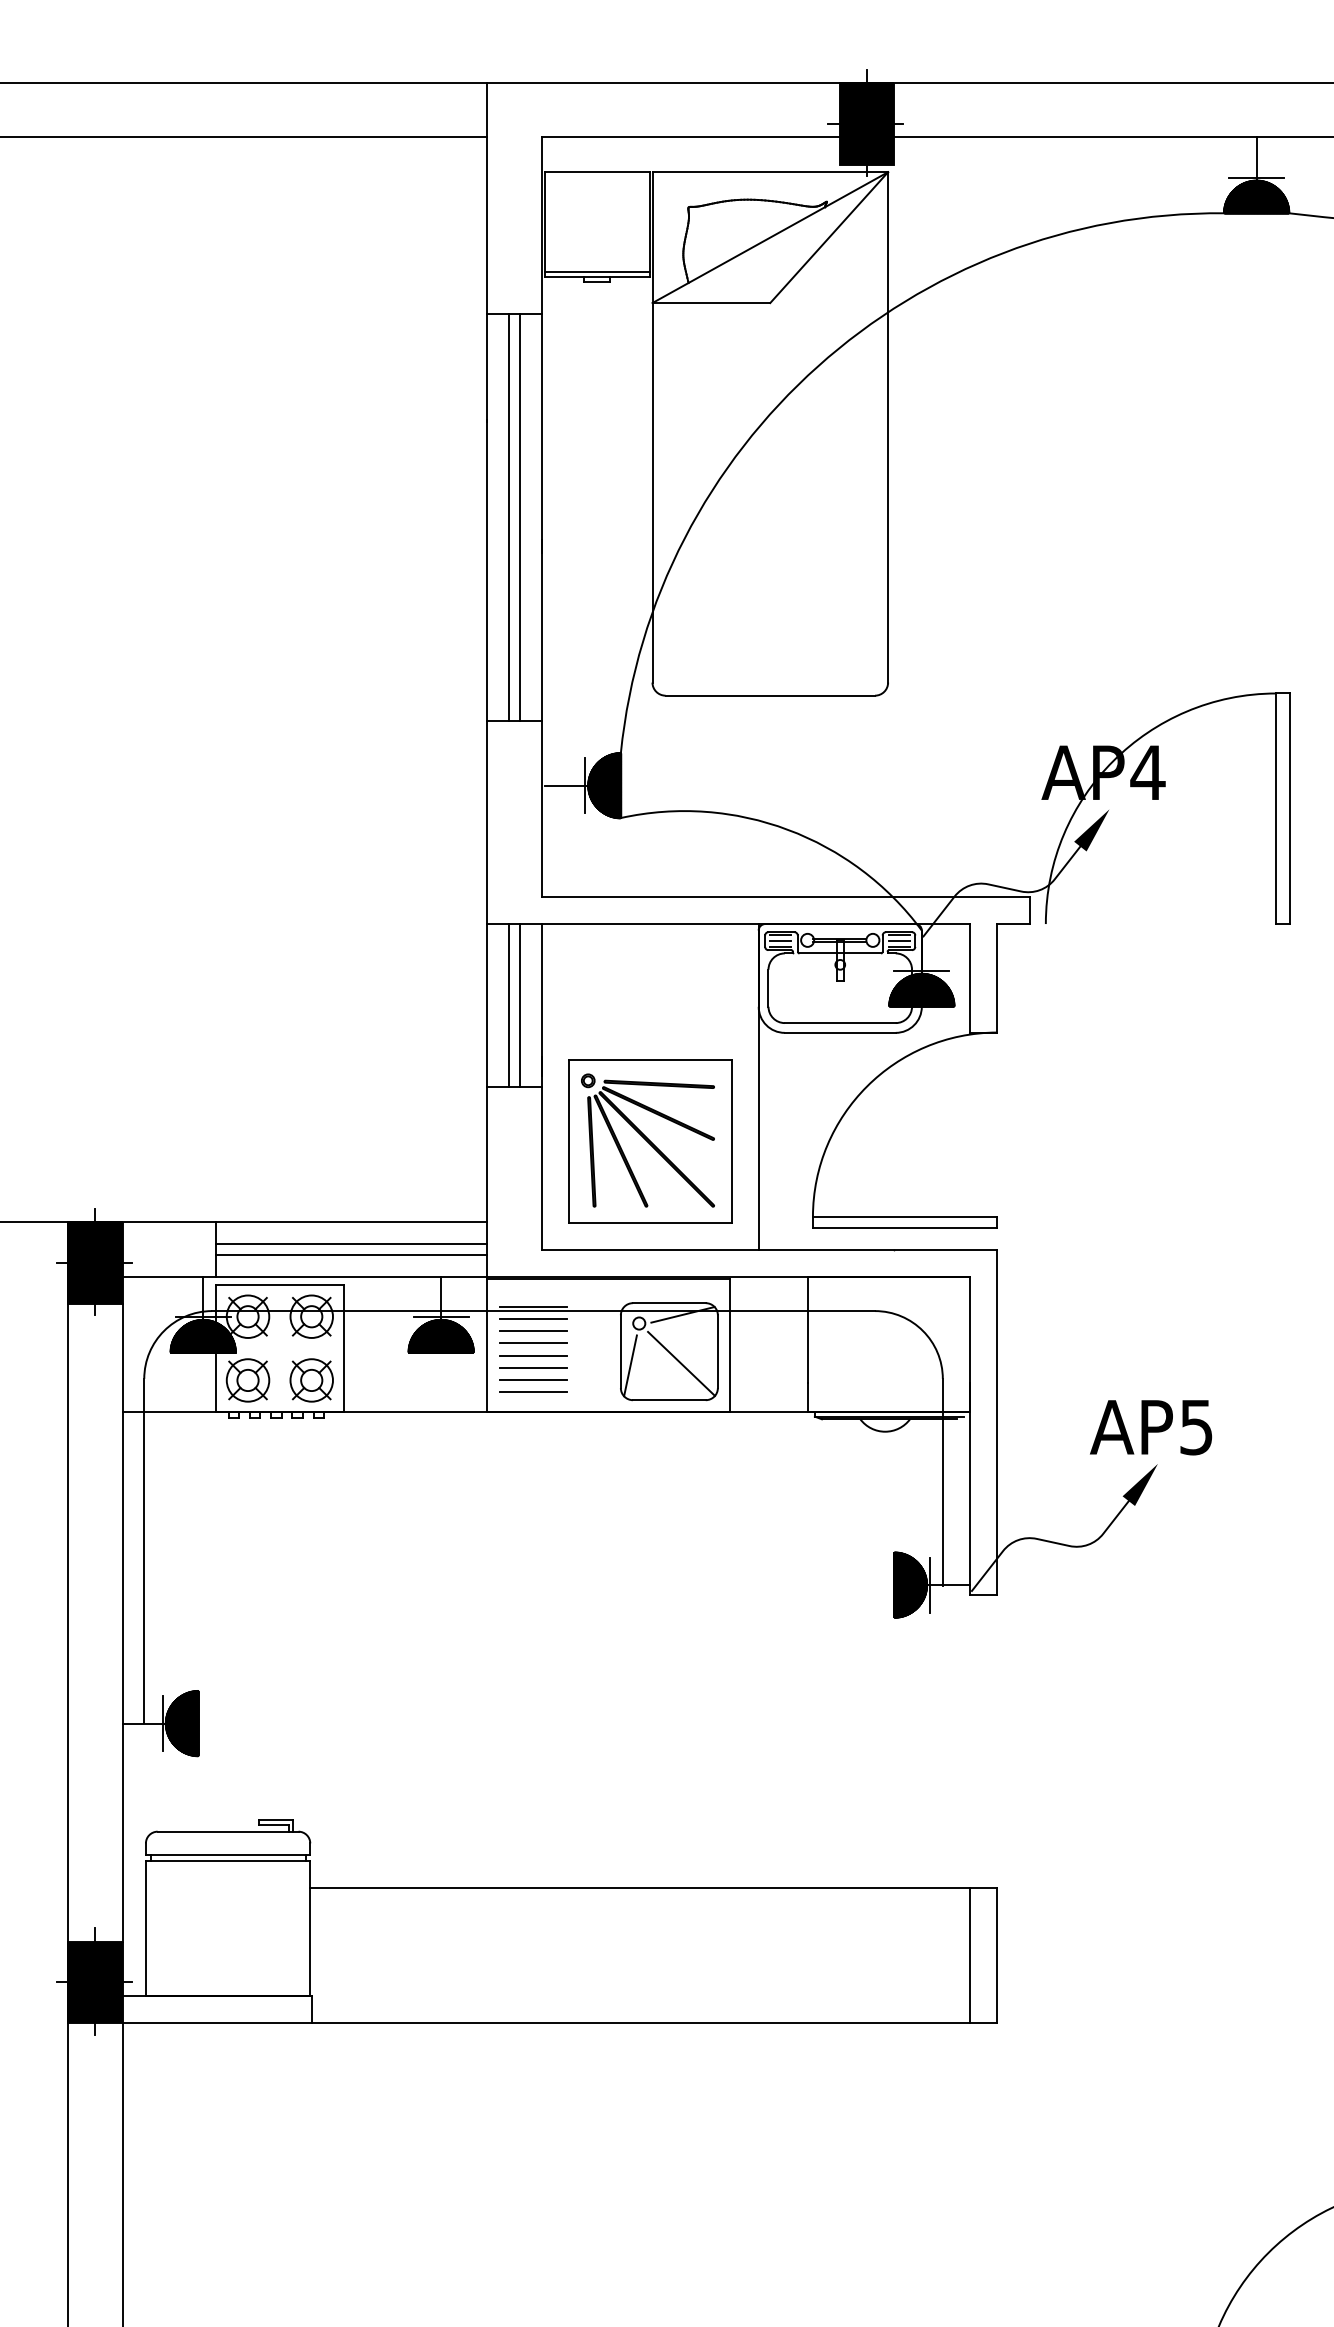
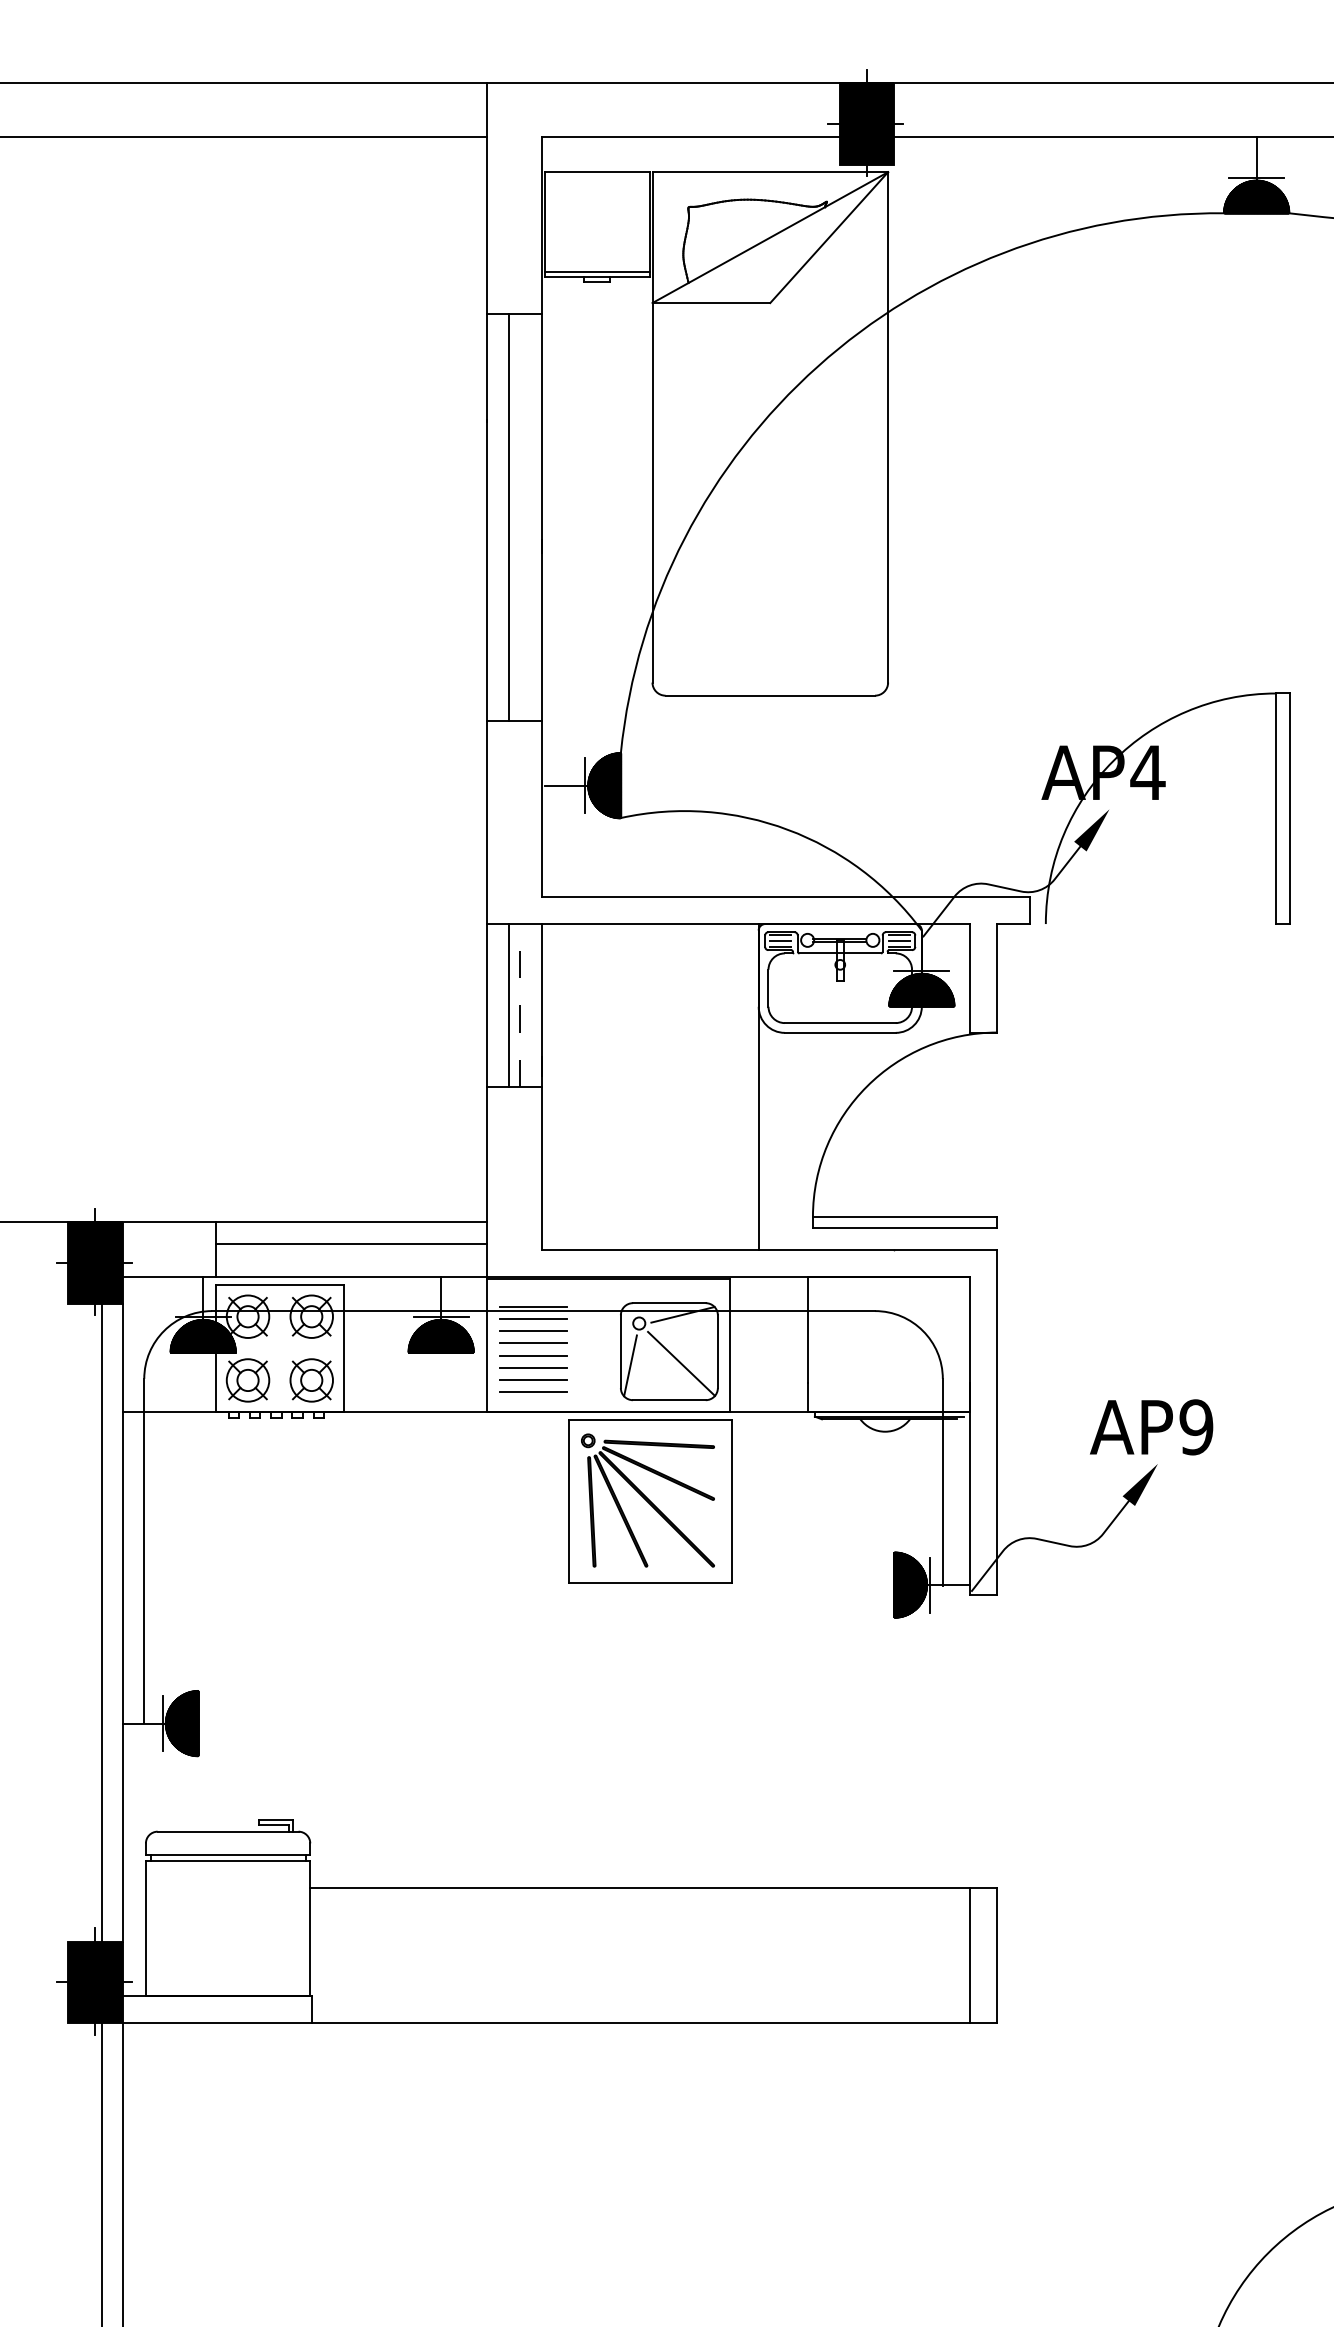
line: present -> none (519, 516)
line: solid -> dashed (519, 1004)
part position: (650, 1141) -> (650, 1501) (650, 1501)
line: present -> none (351, 1254)
text: AP5 -> AP9 (1196, 1427)
line position: (68, 1772) -> (102, 1772) (102, 1772)
